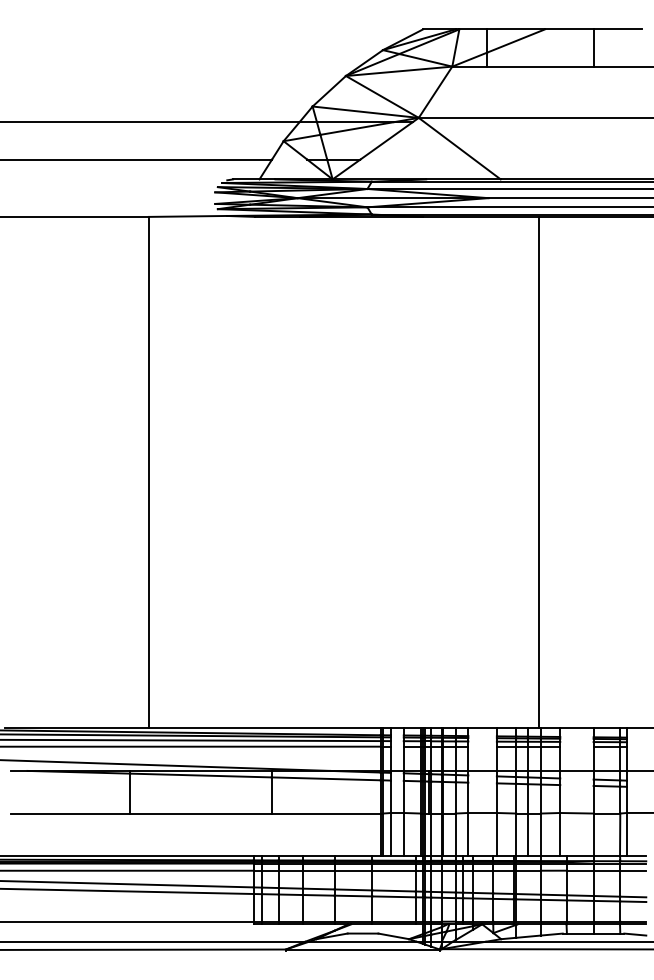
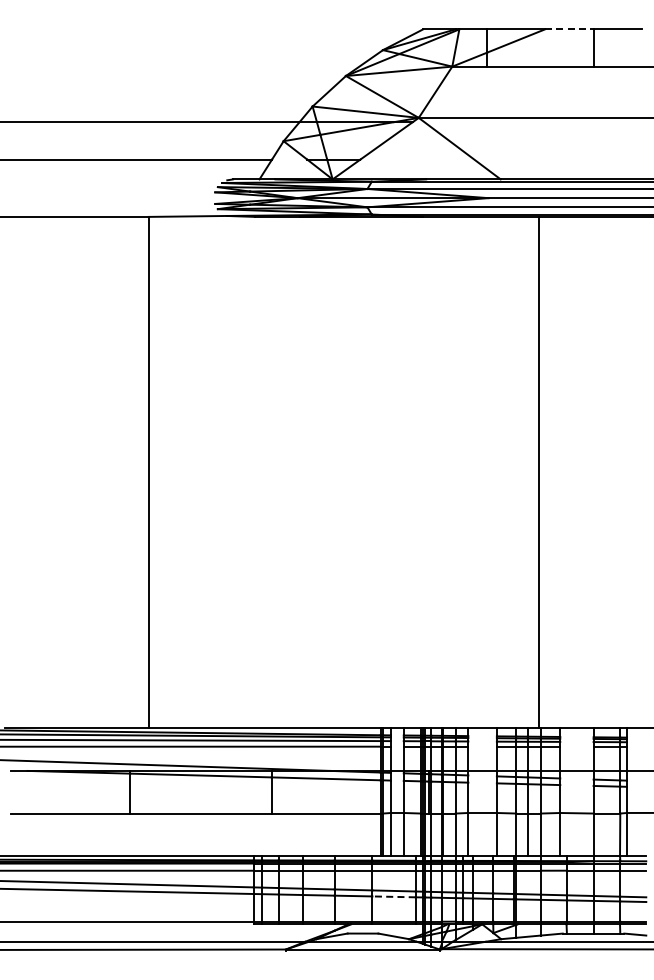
line: solid -> dashed (569, 29)
line: solid -> dashed (394, 896)
